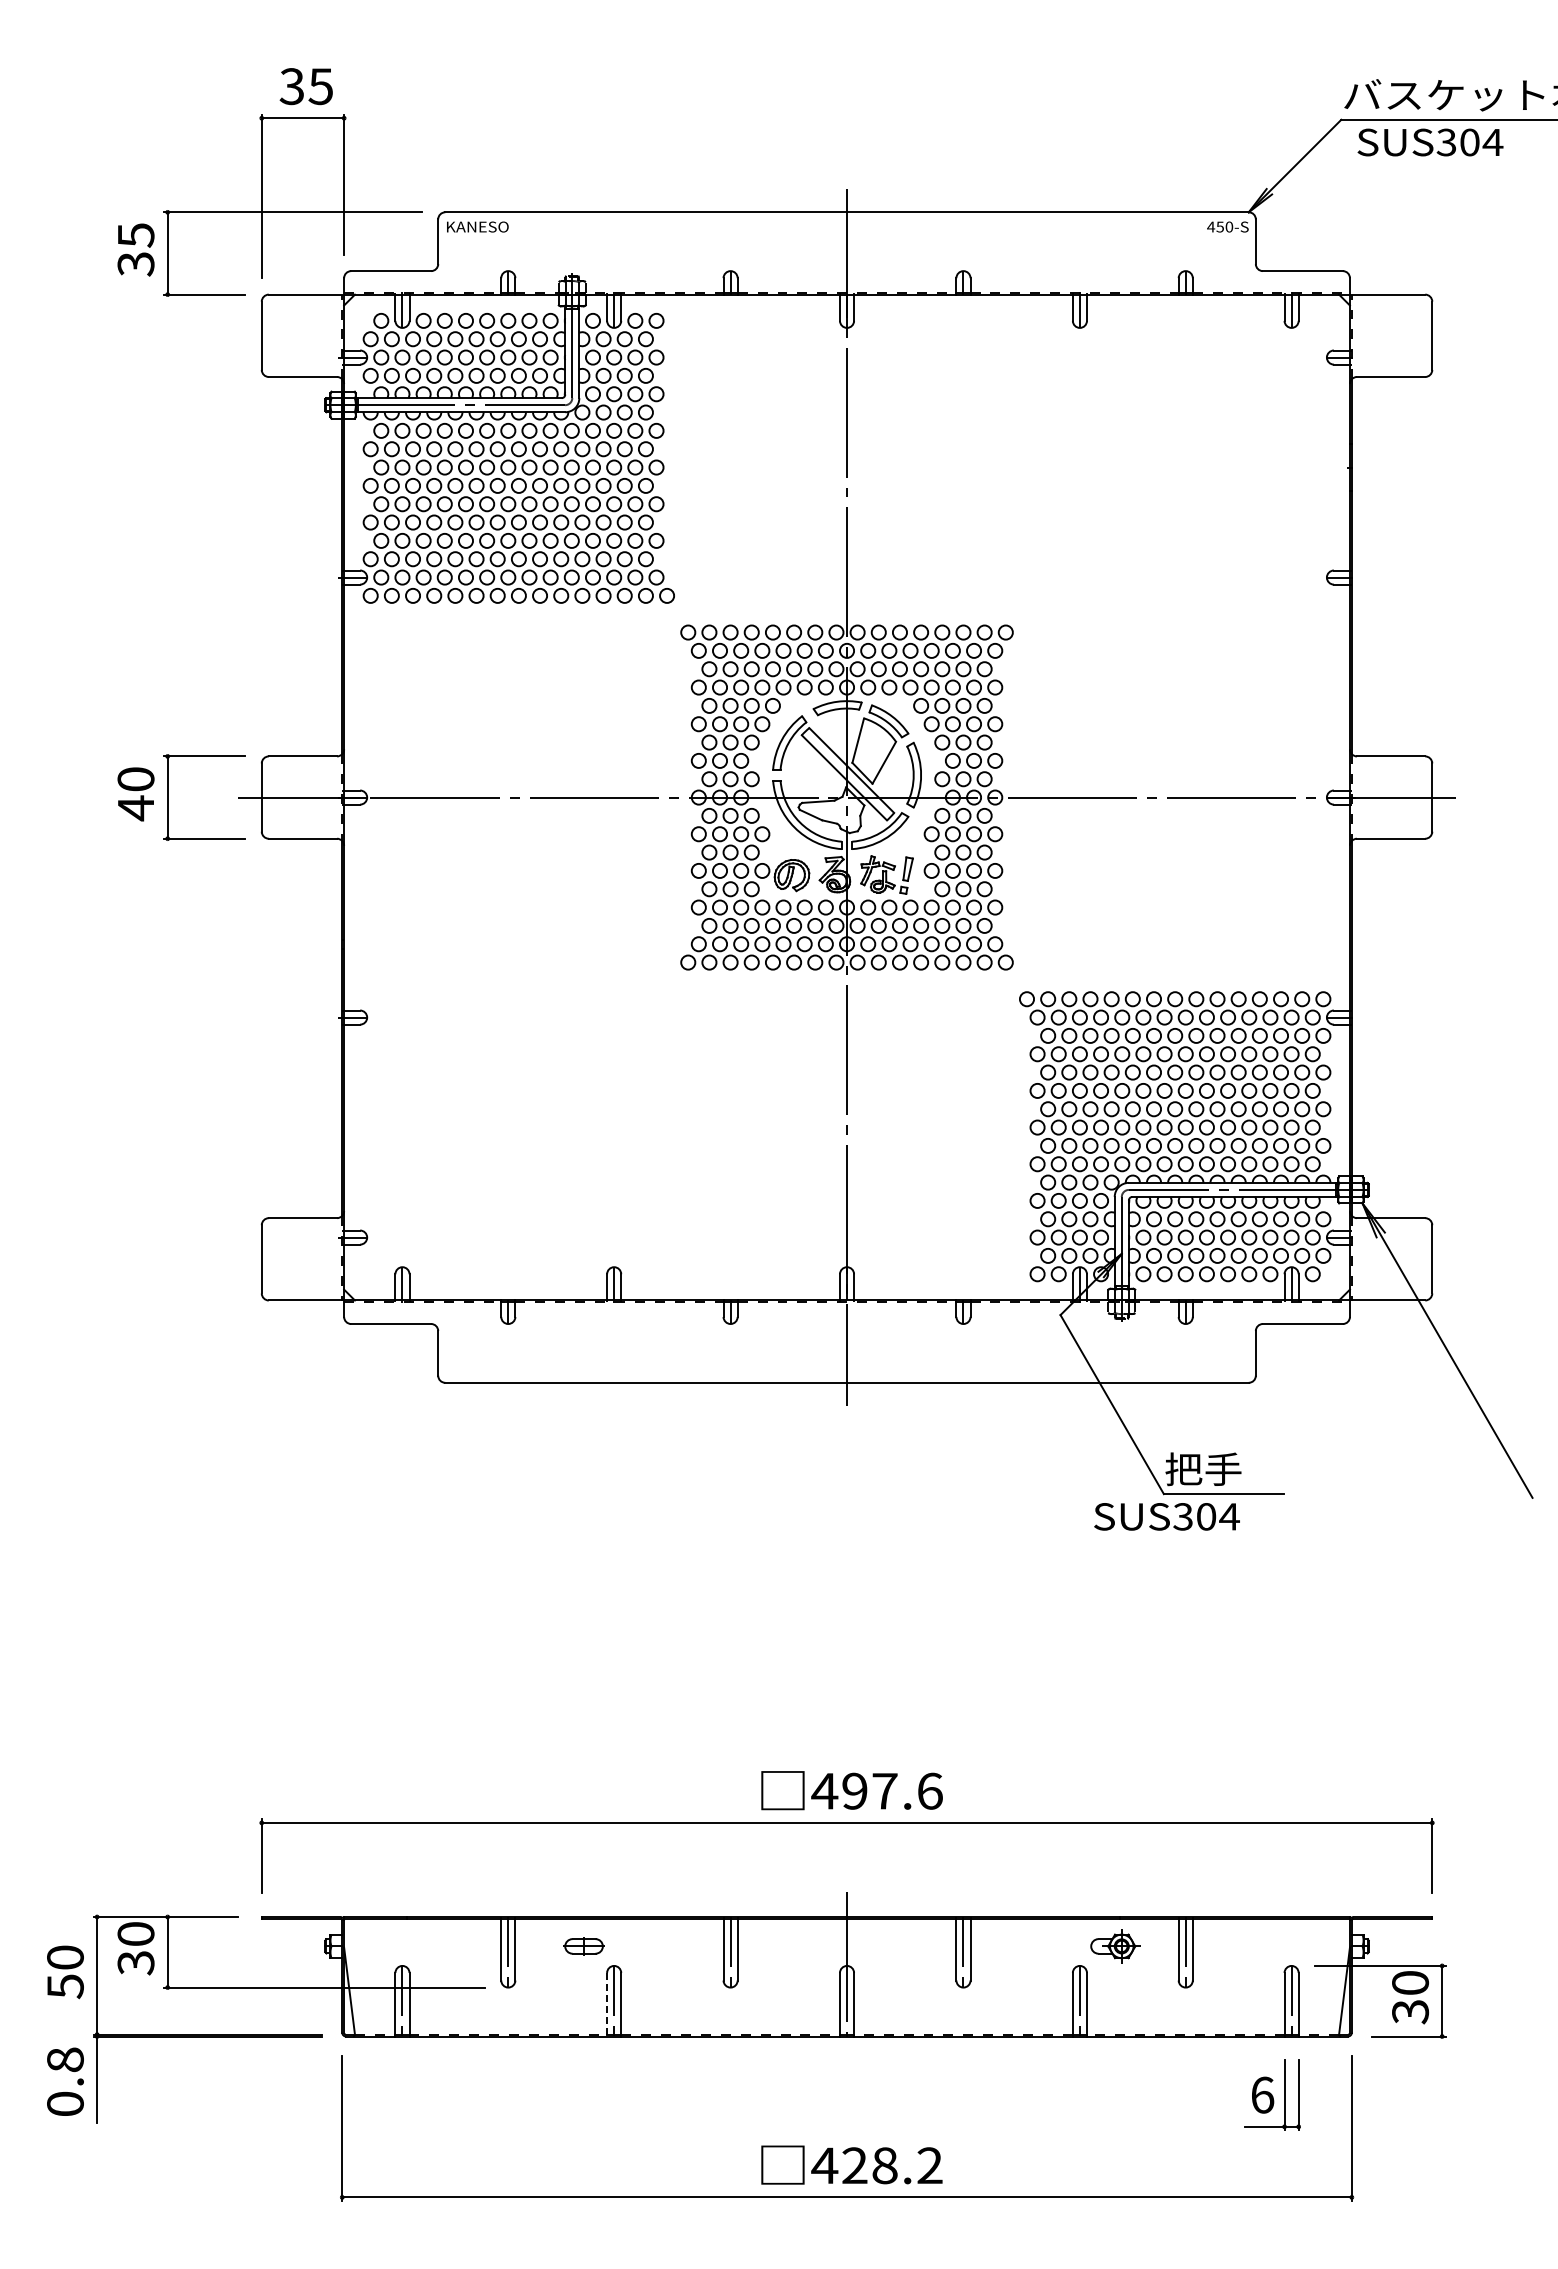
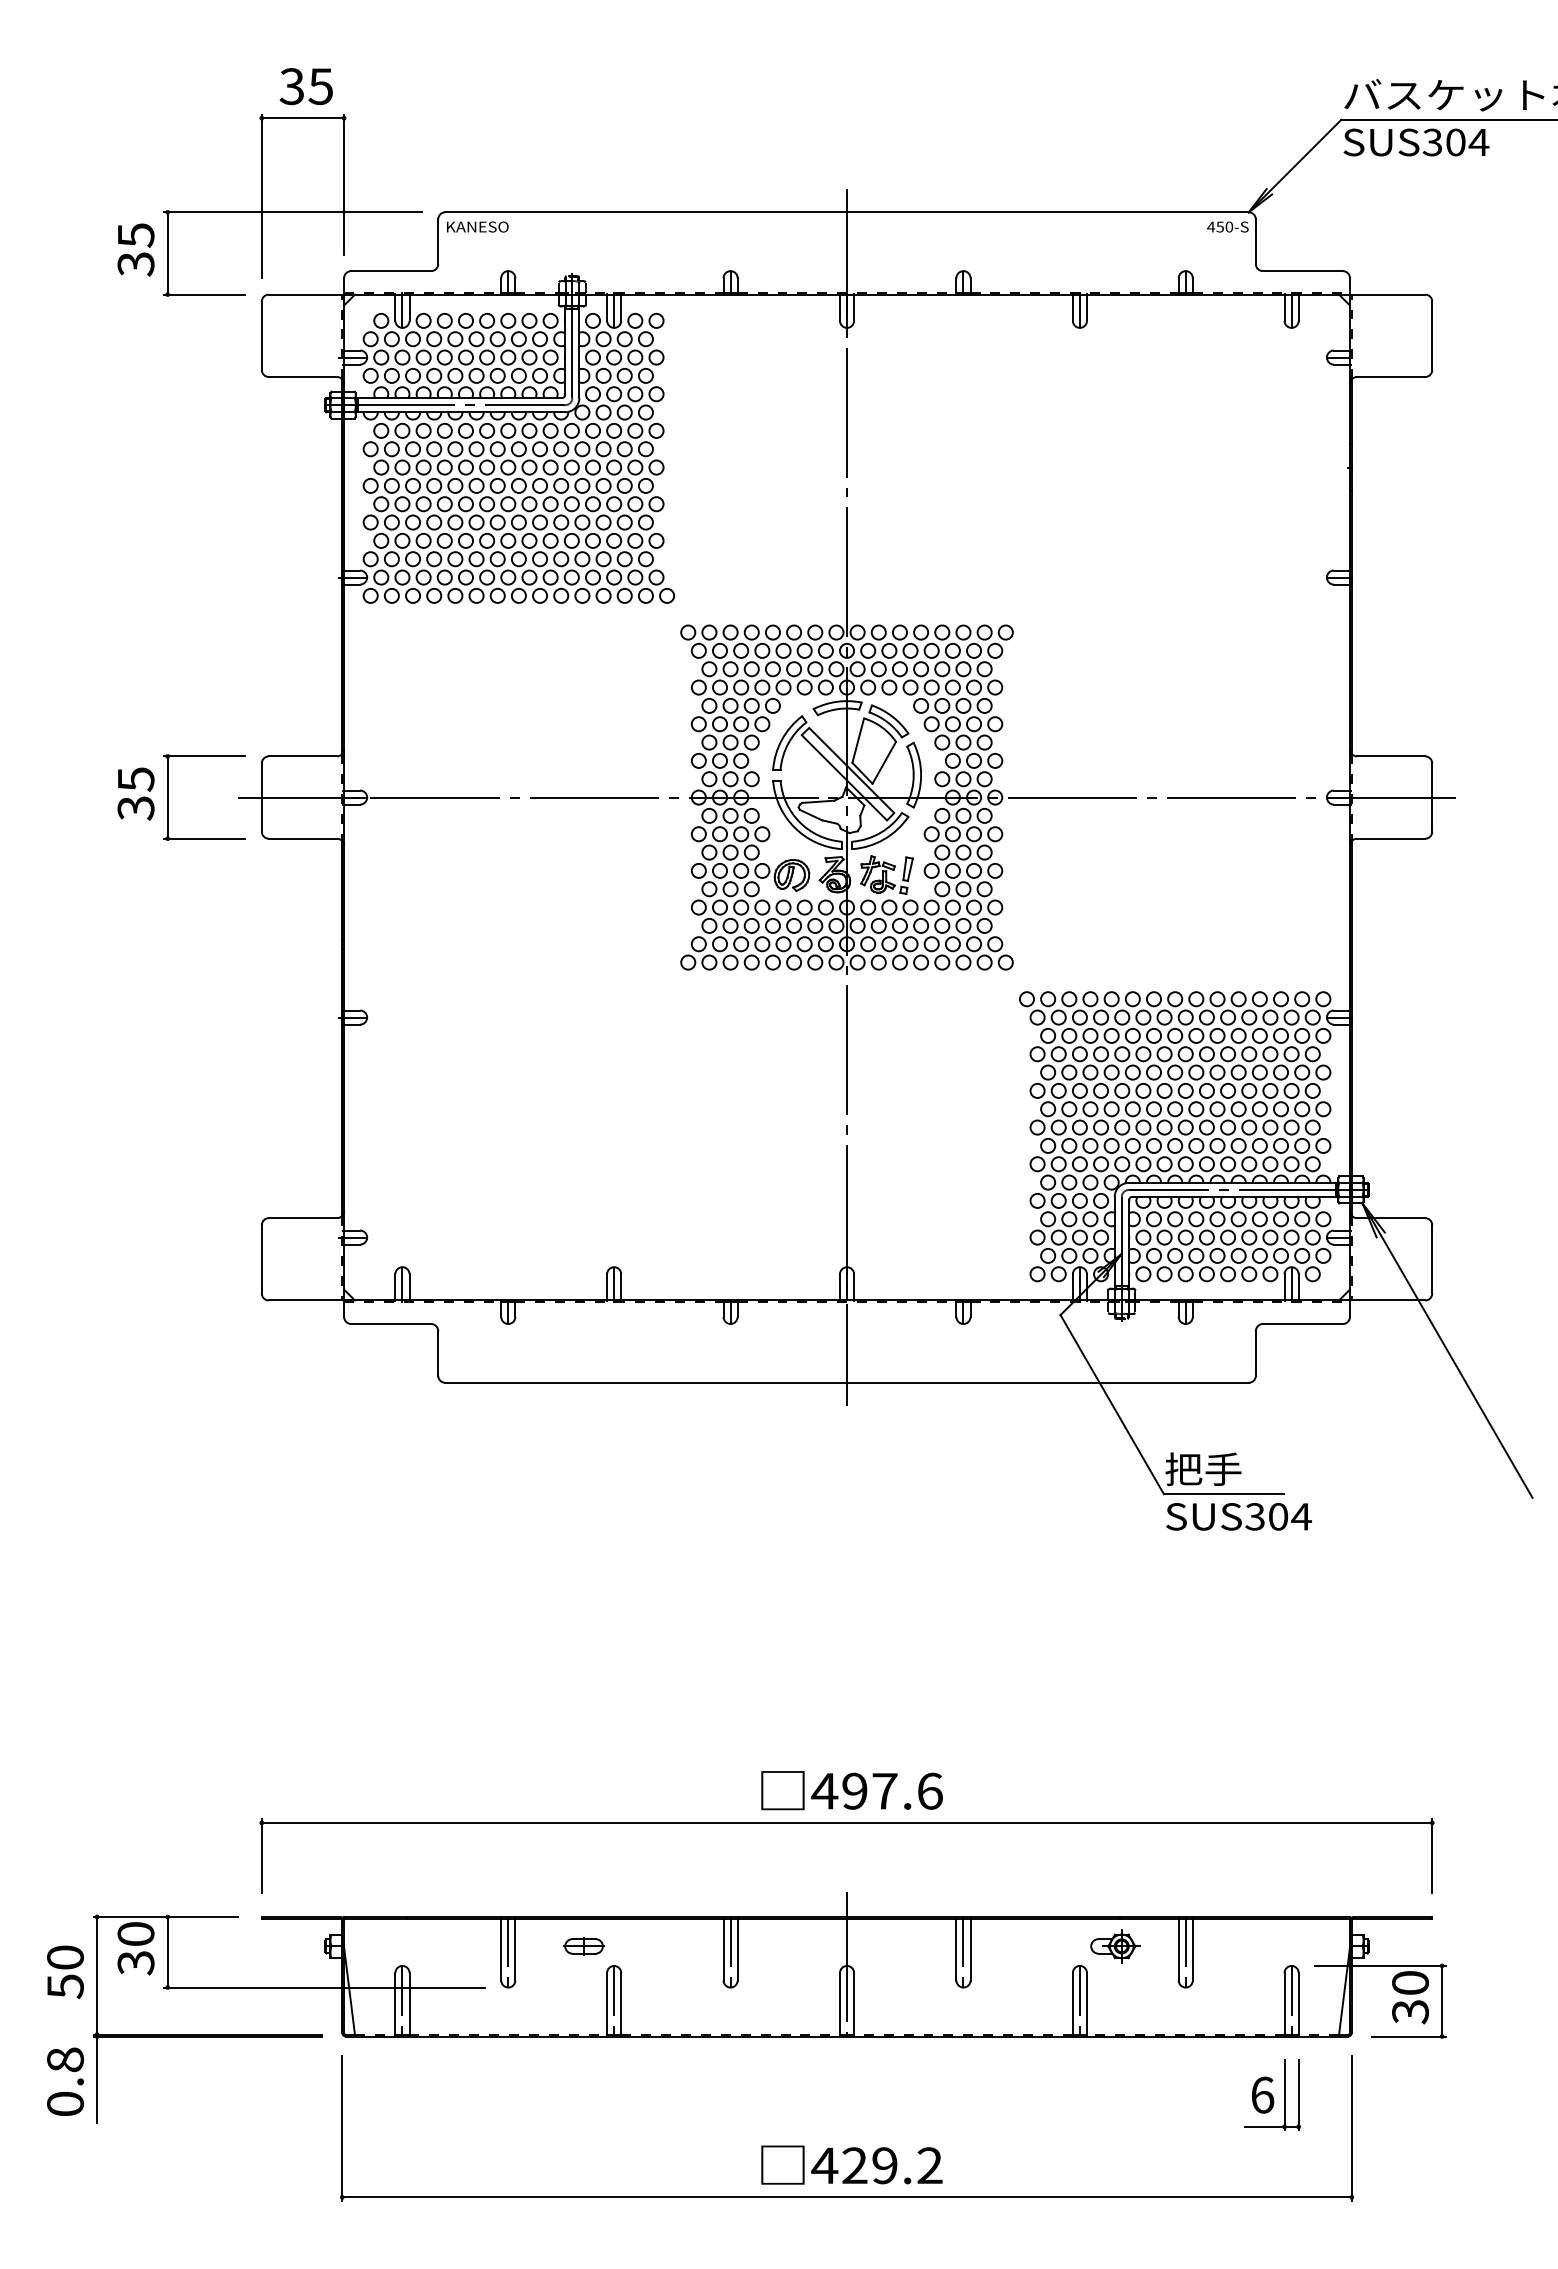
text position: (1430, 142) -> (1416, 142) (1416, 142)
text: 40 -> 35 (135, 794)
text position: (1166, 1516) -> (1238, 1516) (1238, 1516)
line: dashed -> solid (607, 2004)
text: 428.2 -> 429.2 (884, 2165)
